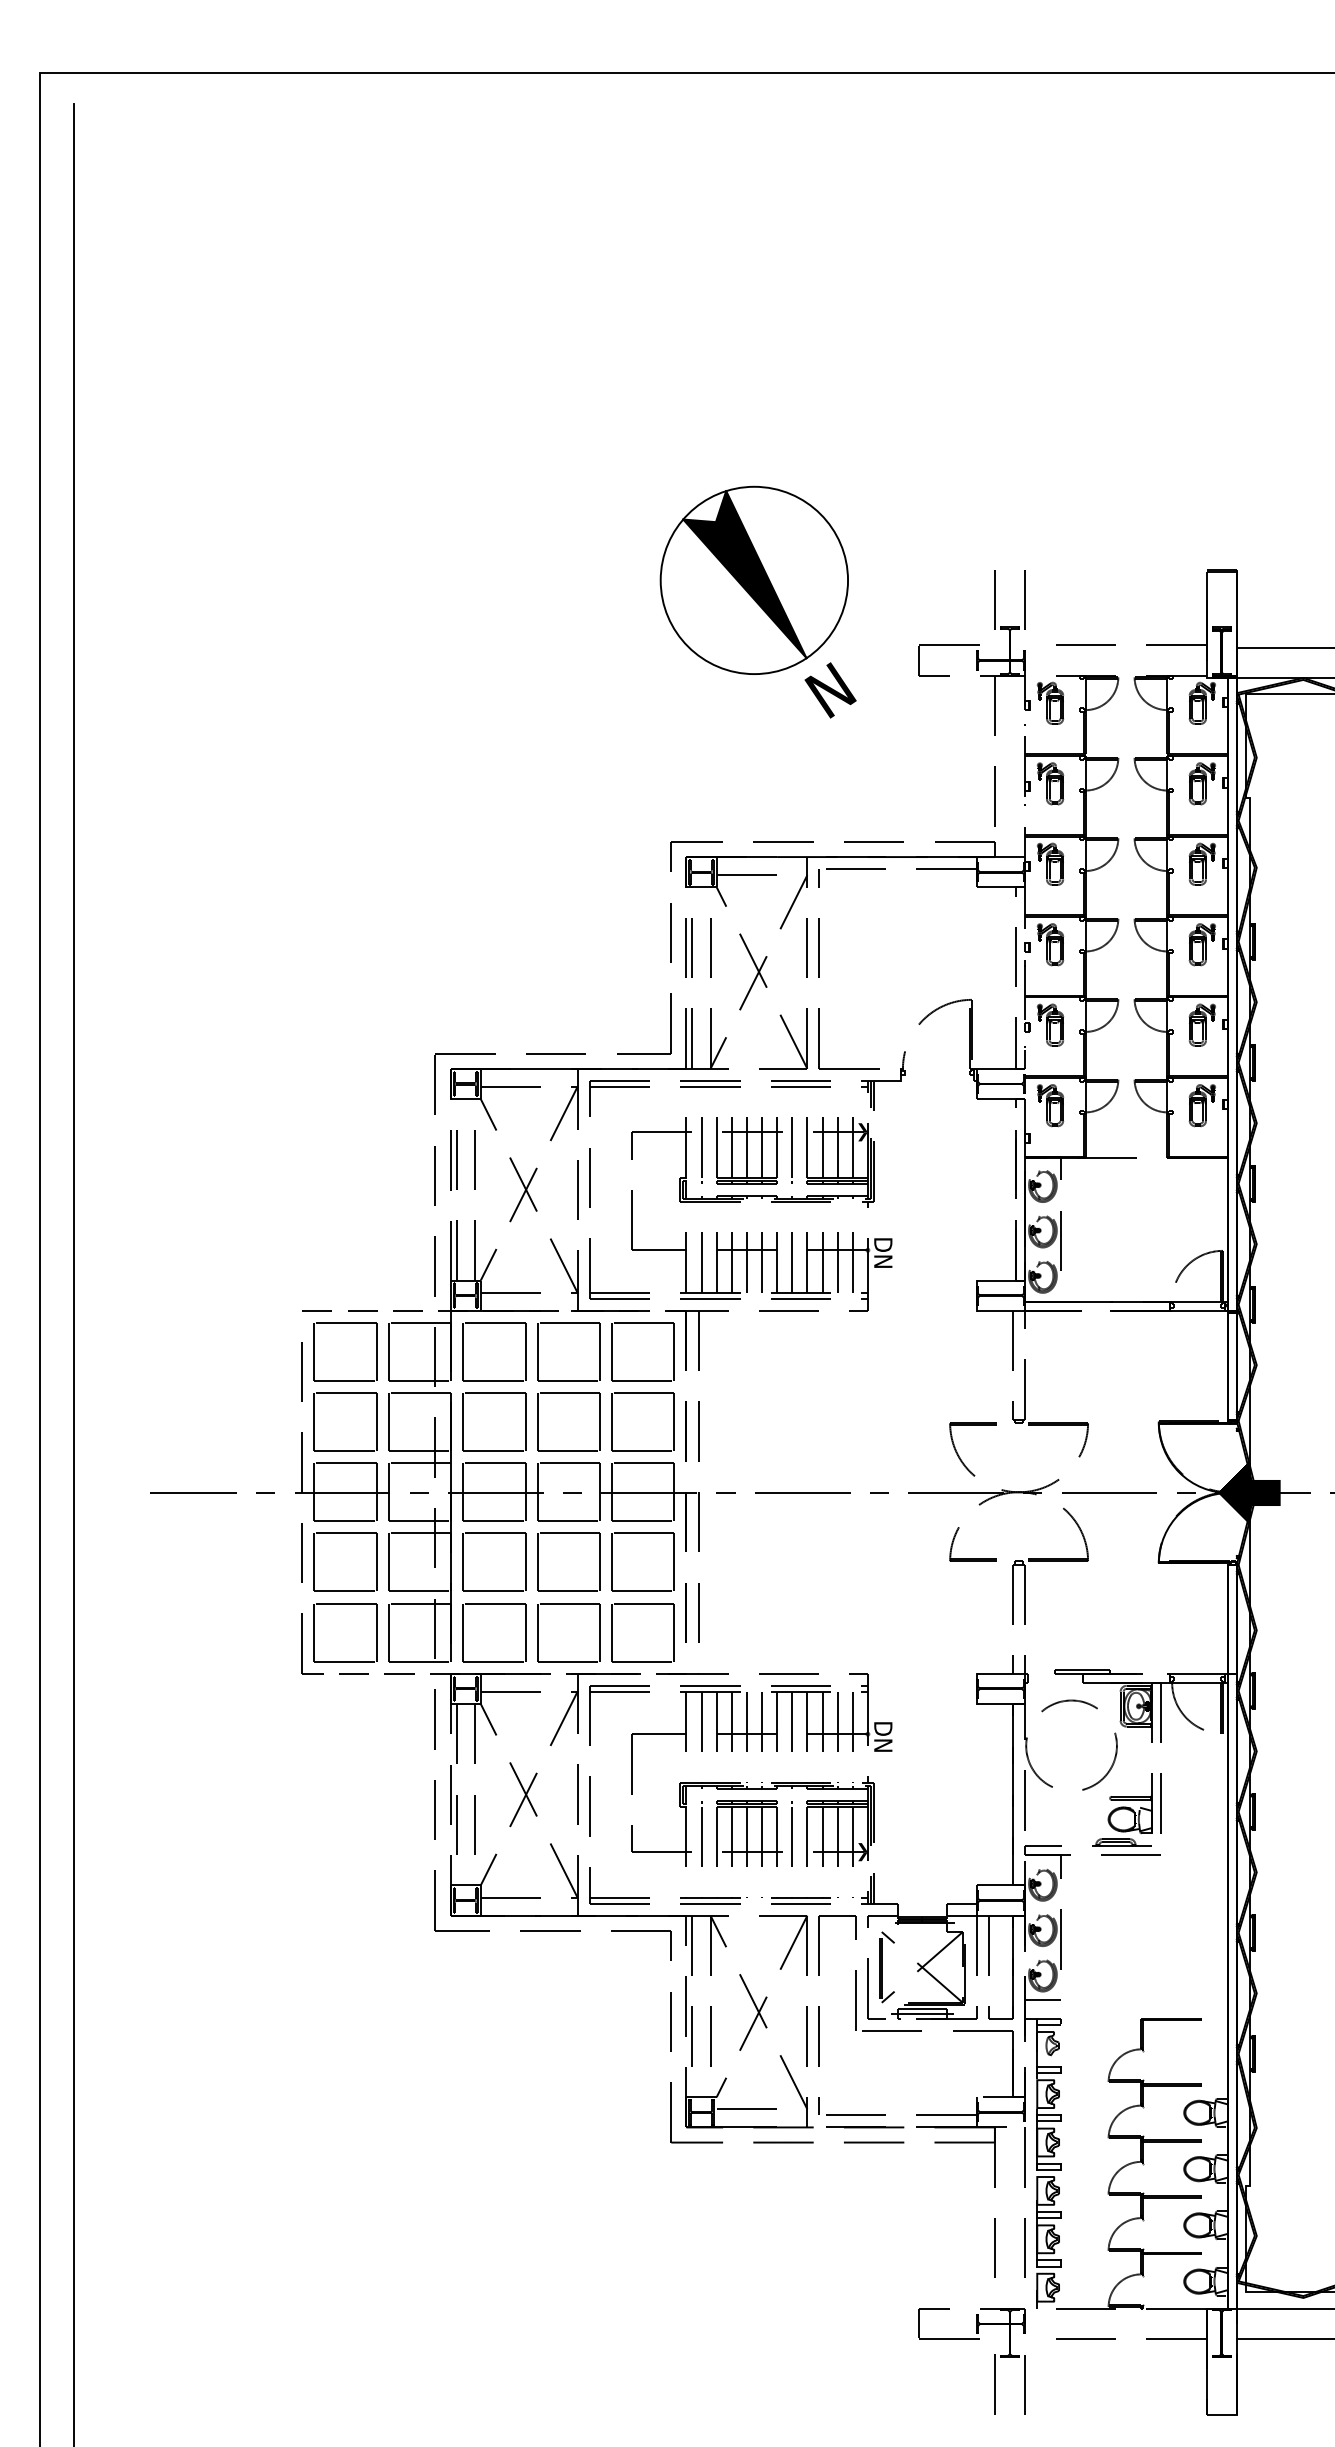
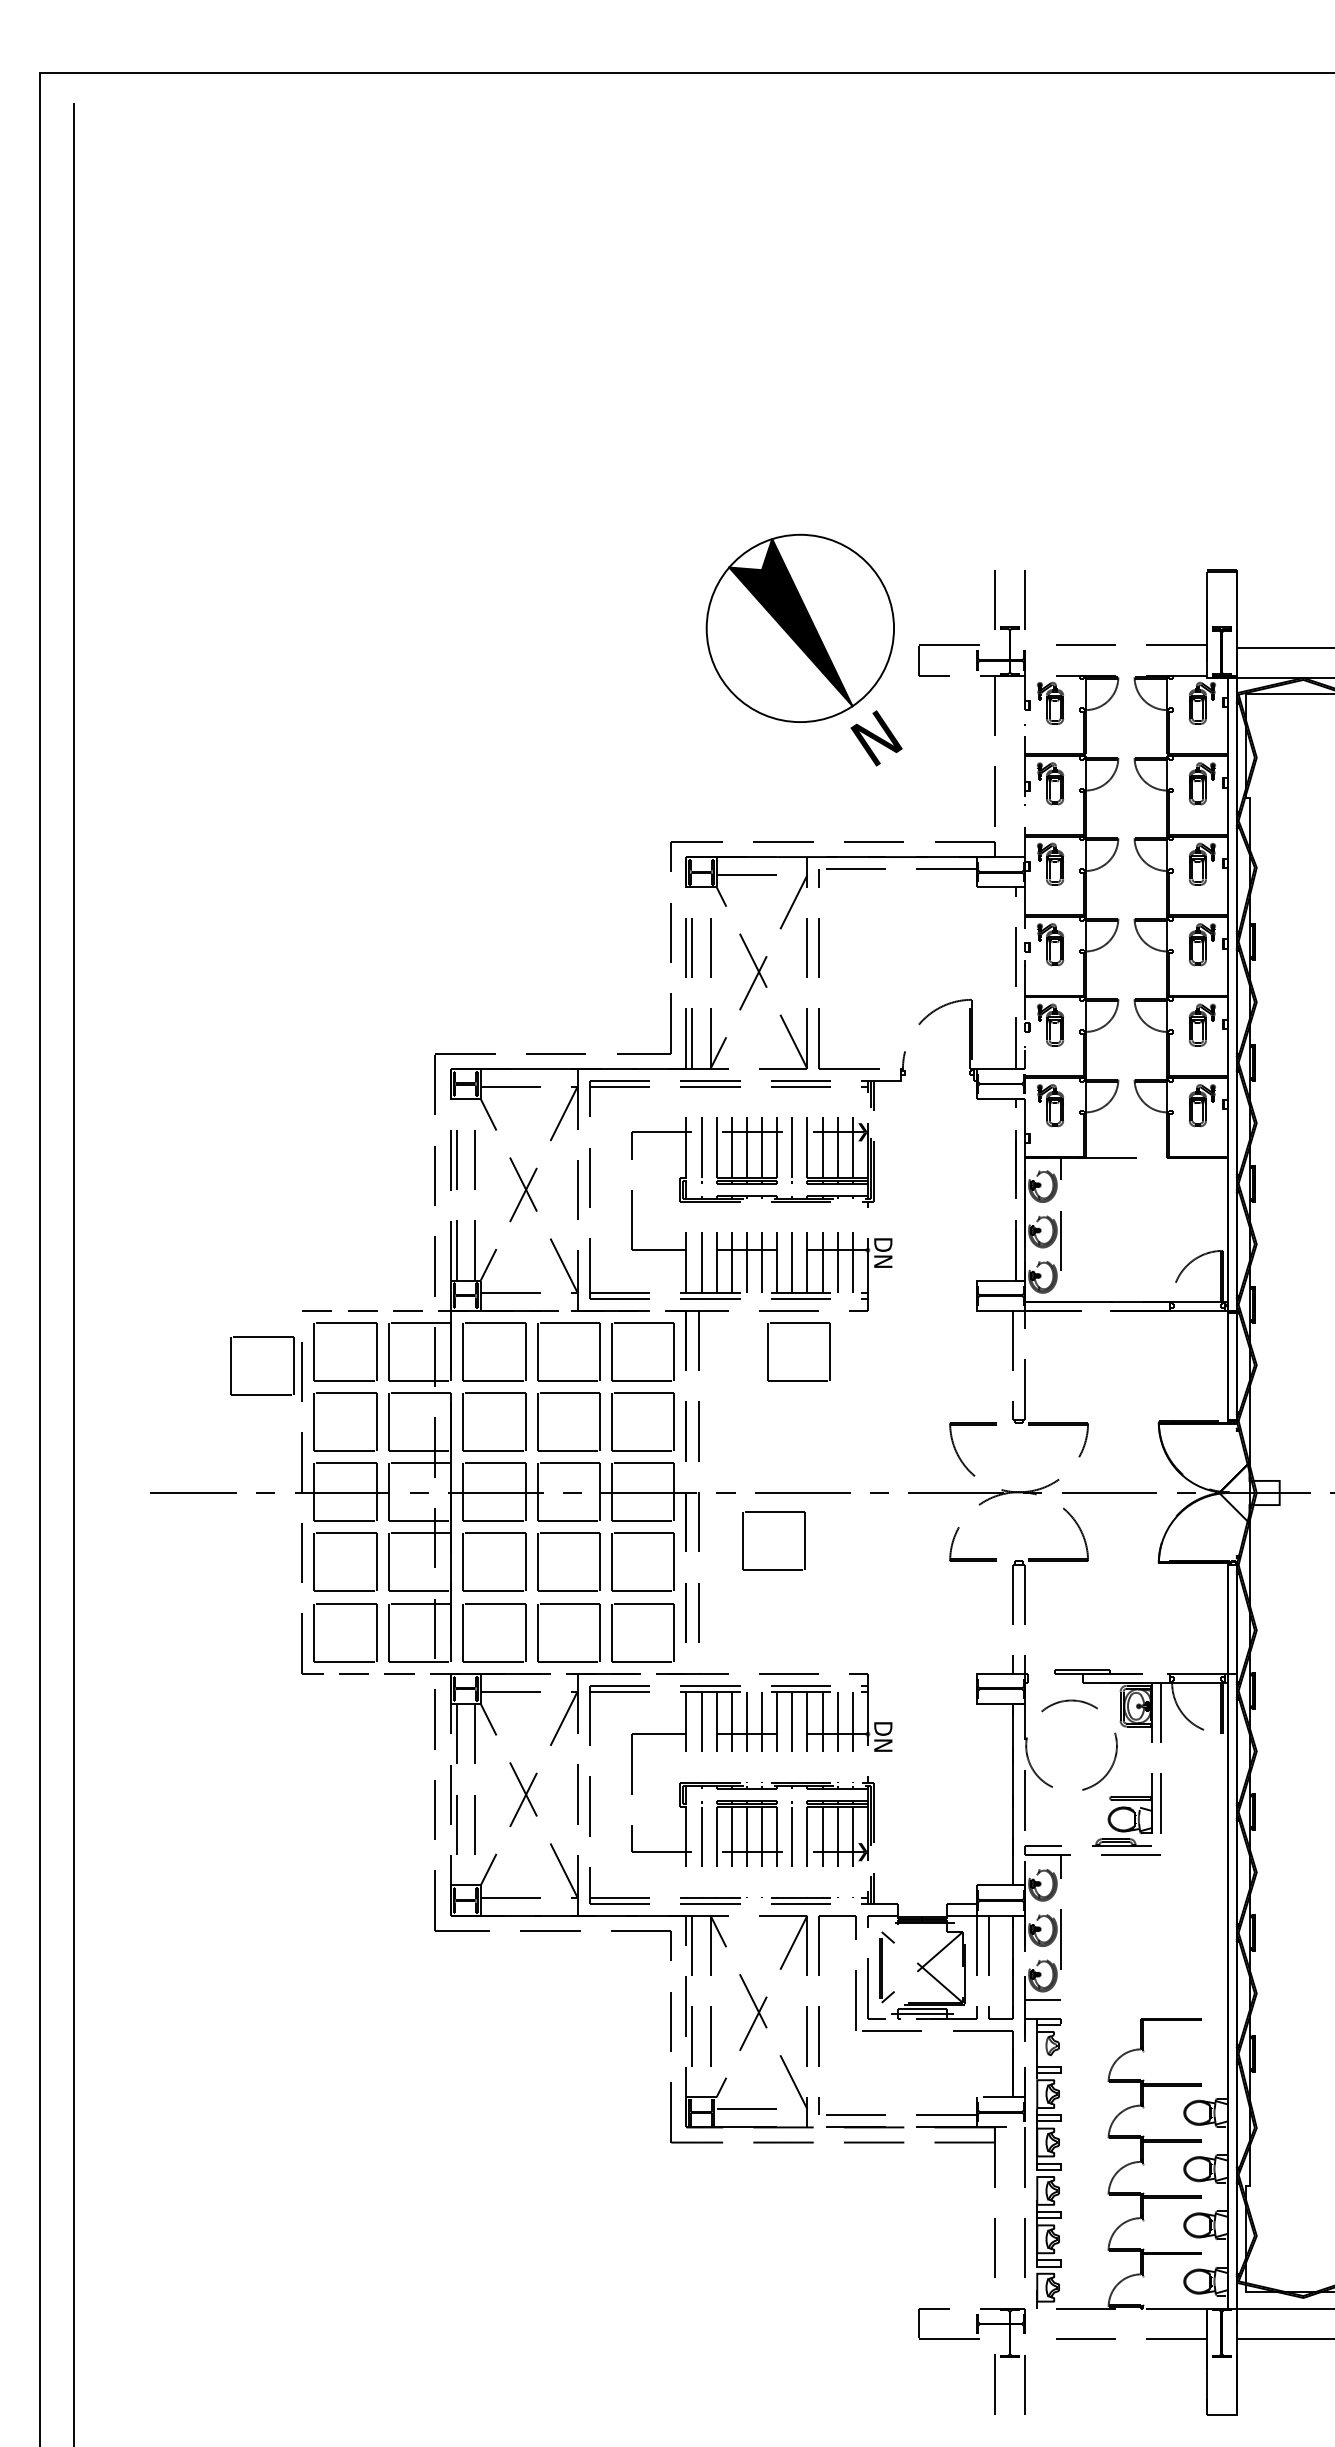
part position: (757, 601) -> (803, 649) (803, 649)
part: none -> present (798, 1323)
part: none -> present (262, 1337)
fill: present -> none (1249, 1492)
part: none -> present (773, 1512)
